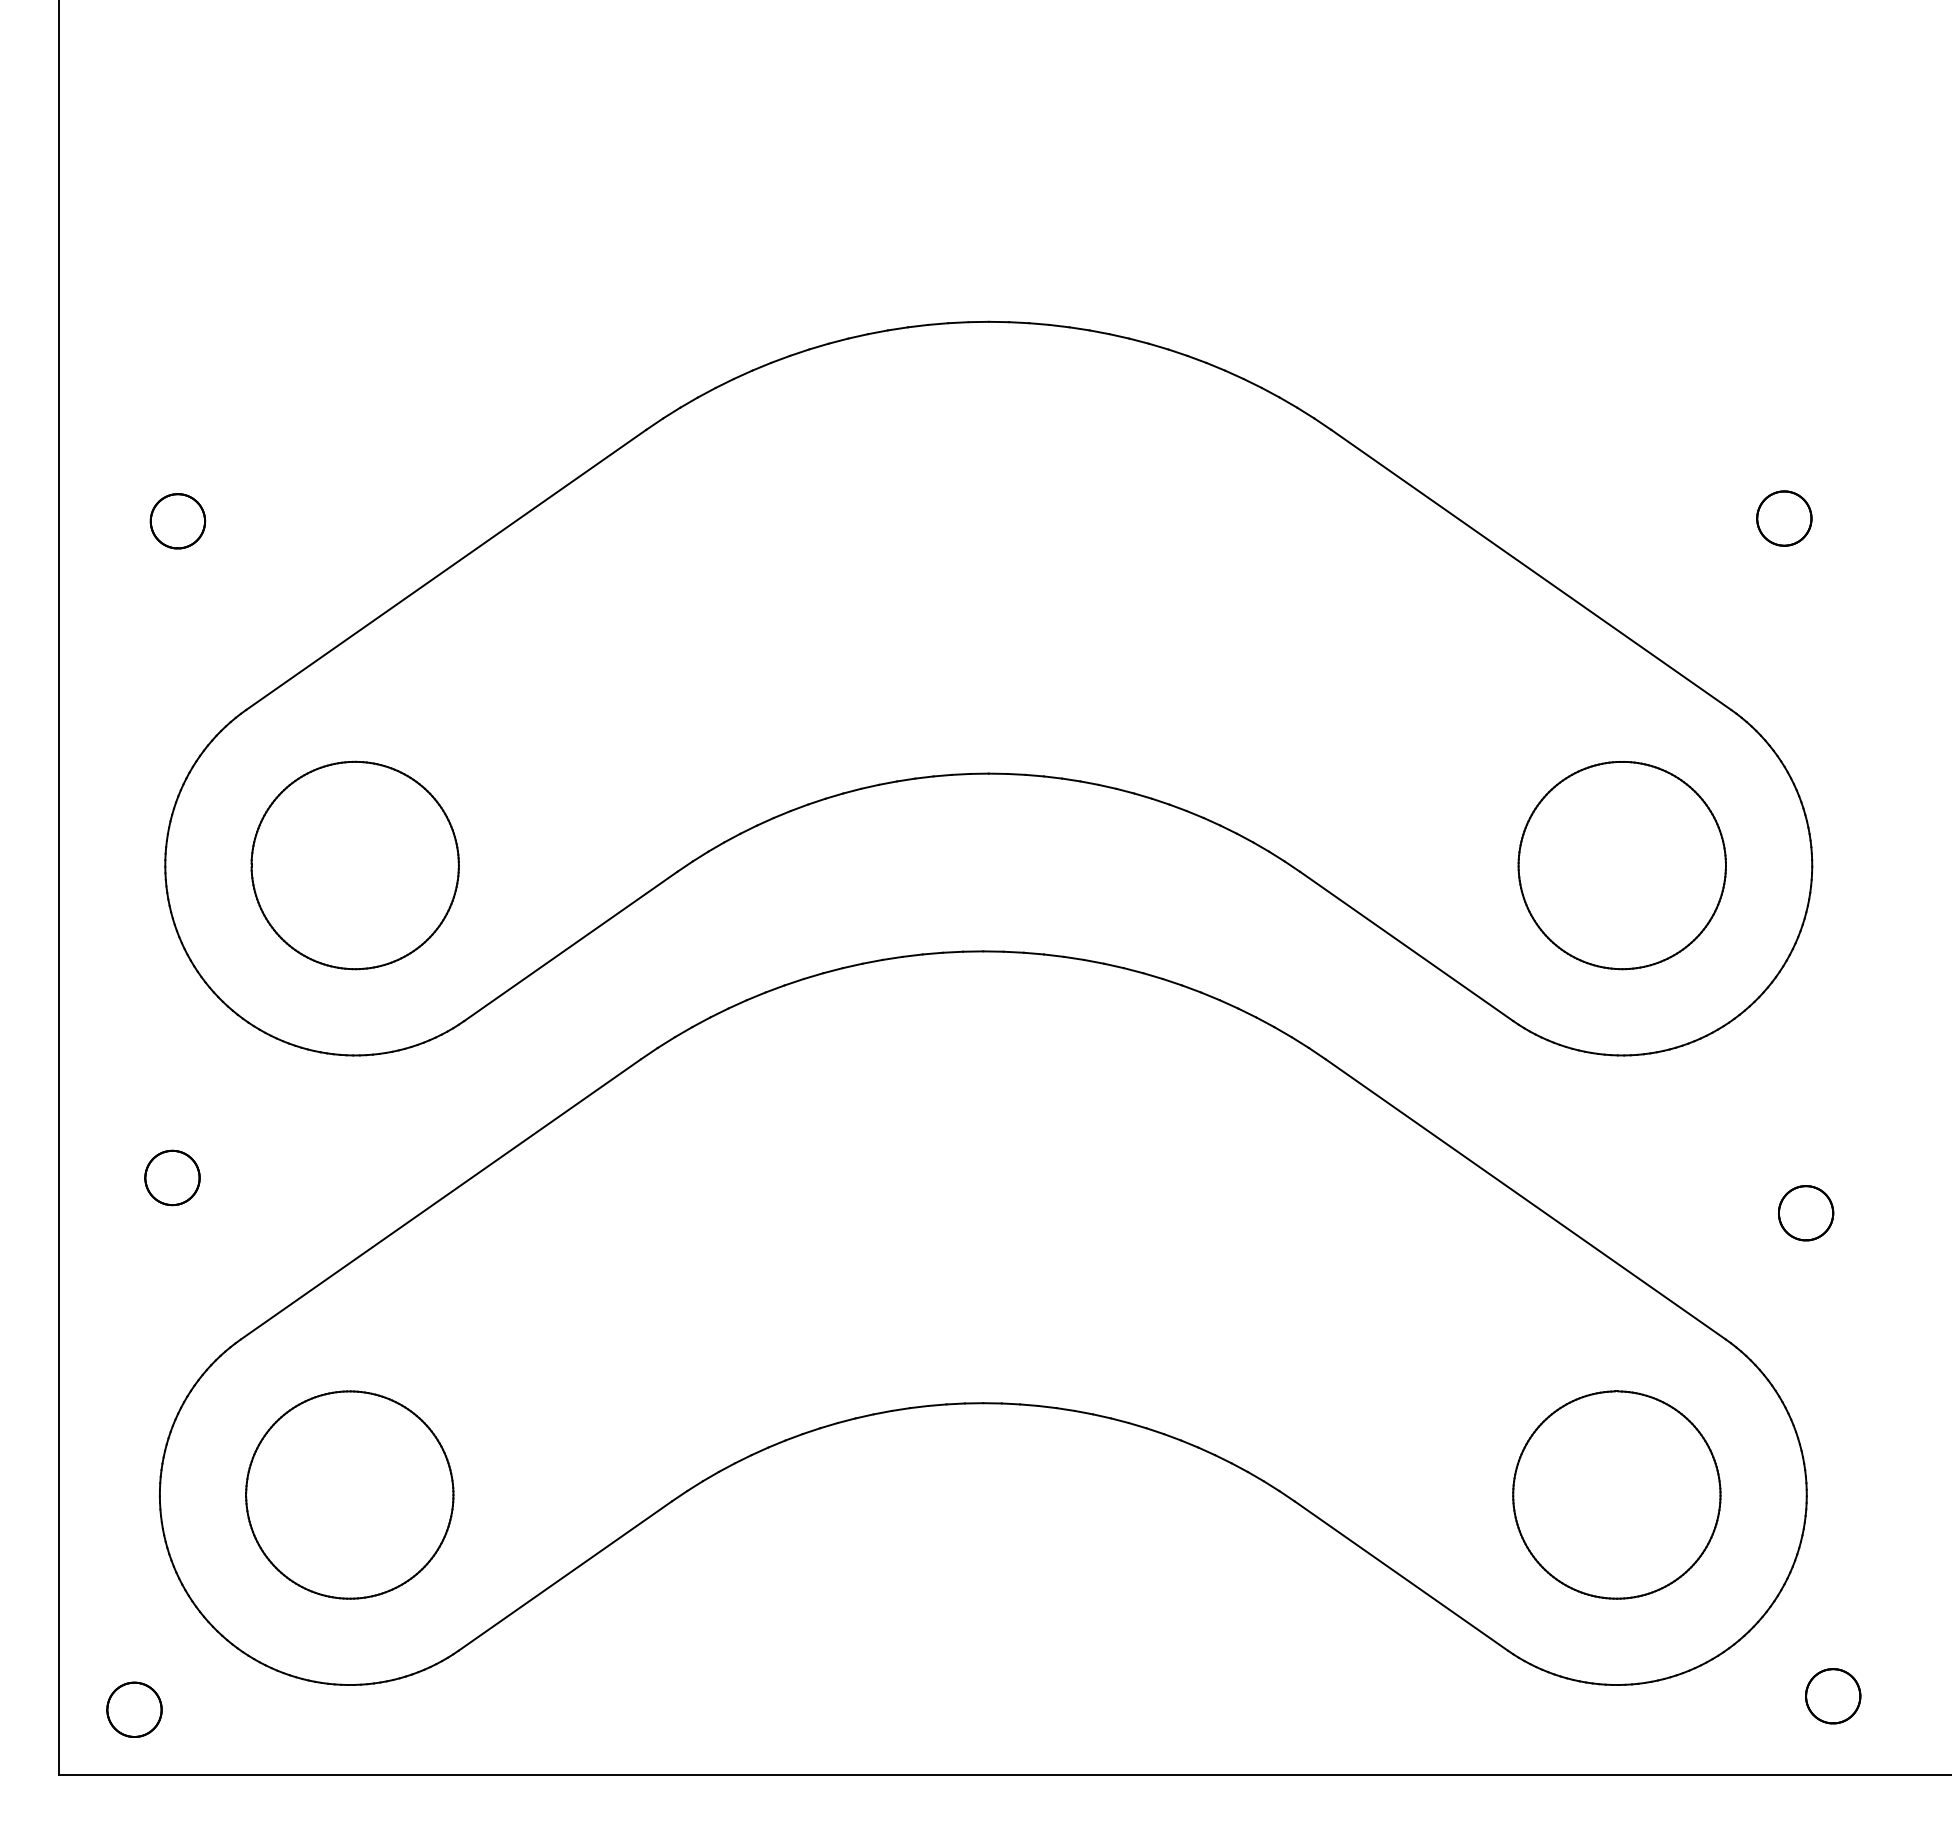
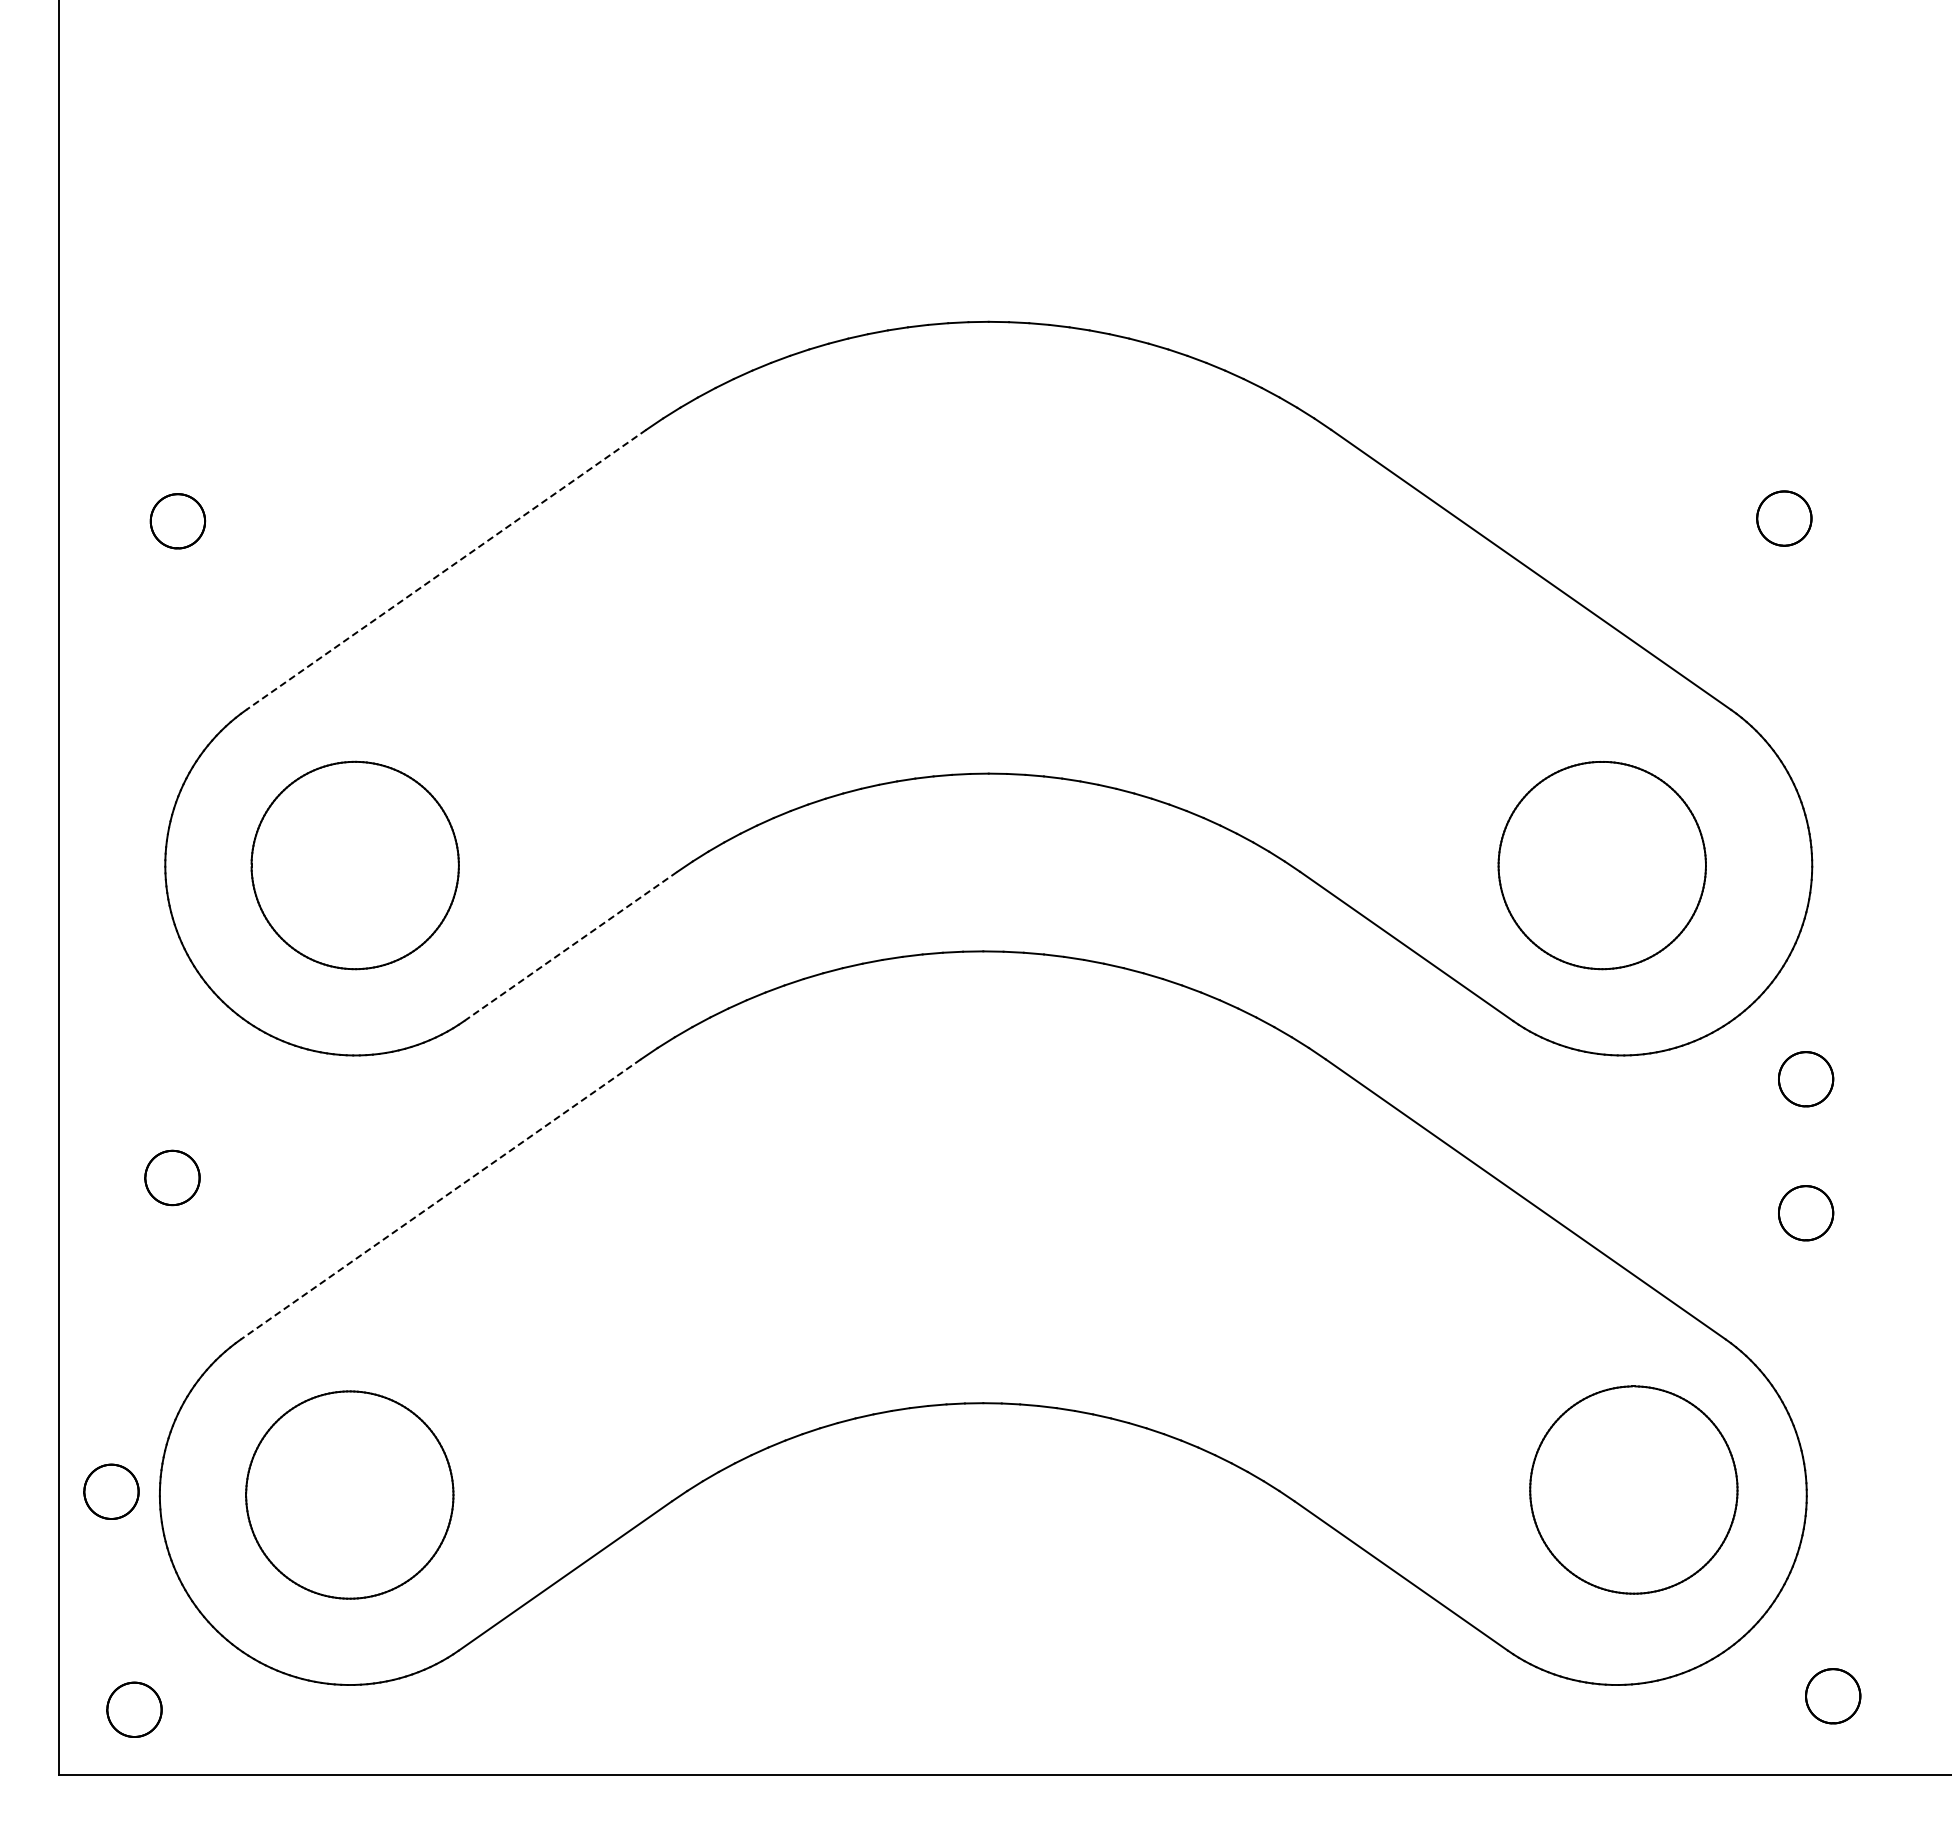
line: solid -> dashed (445, 570)
part position: (1621, 865) -> (1601, 865) (1601, 865)
line: solid -> dashed (571, 946)
part: none -> present (1806, 1079)
line: solid -> dashed (440, 1199)
part: none -> present (111, 1491)
part position: (1616, 1494) -> (1633, 1489) (1633, 1489)
